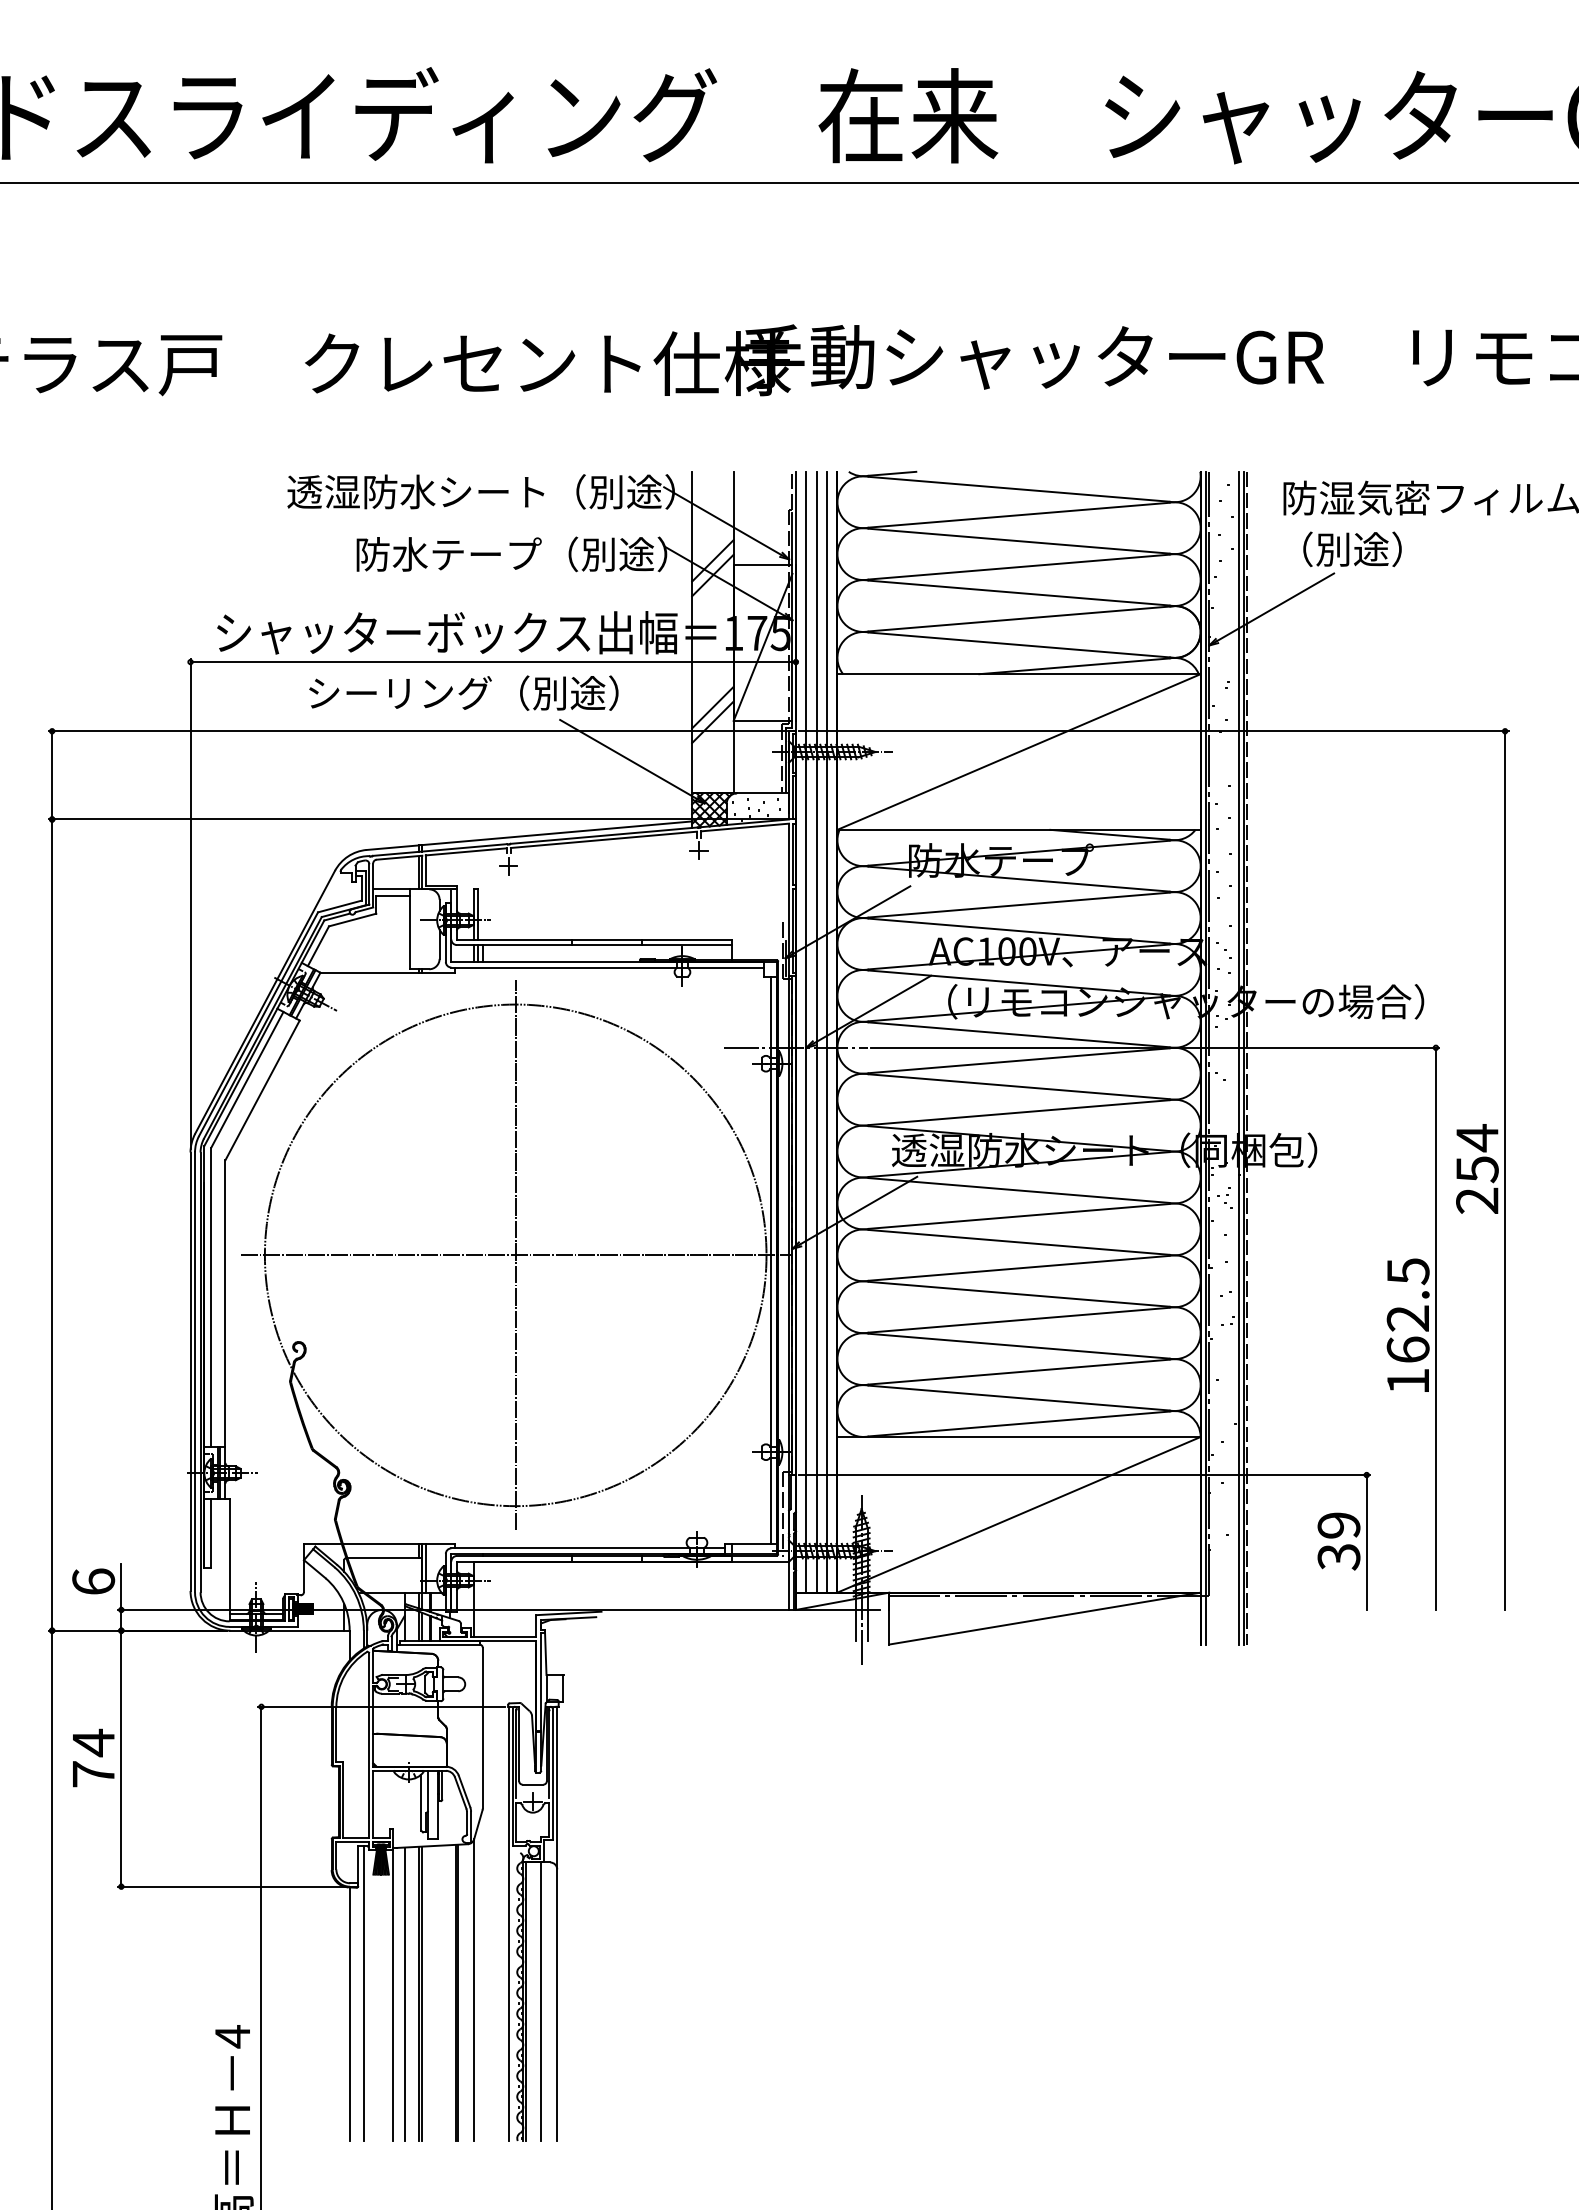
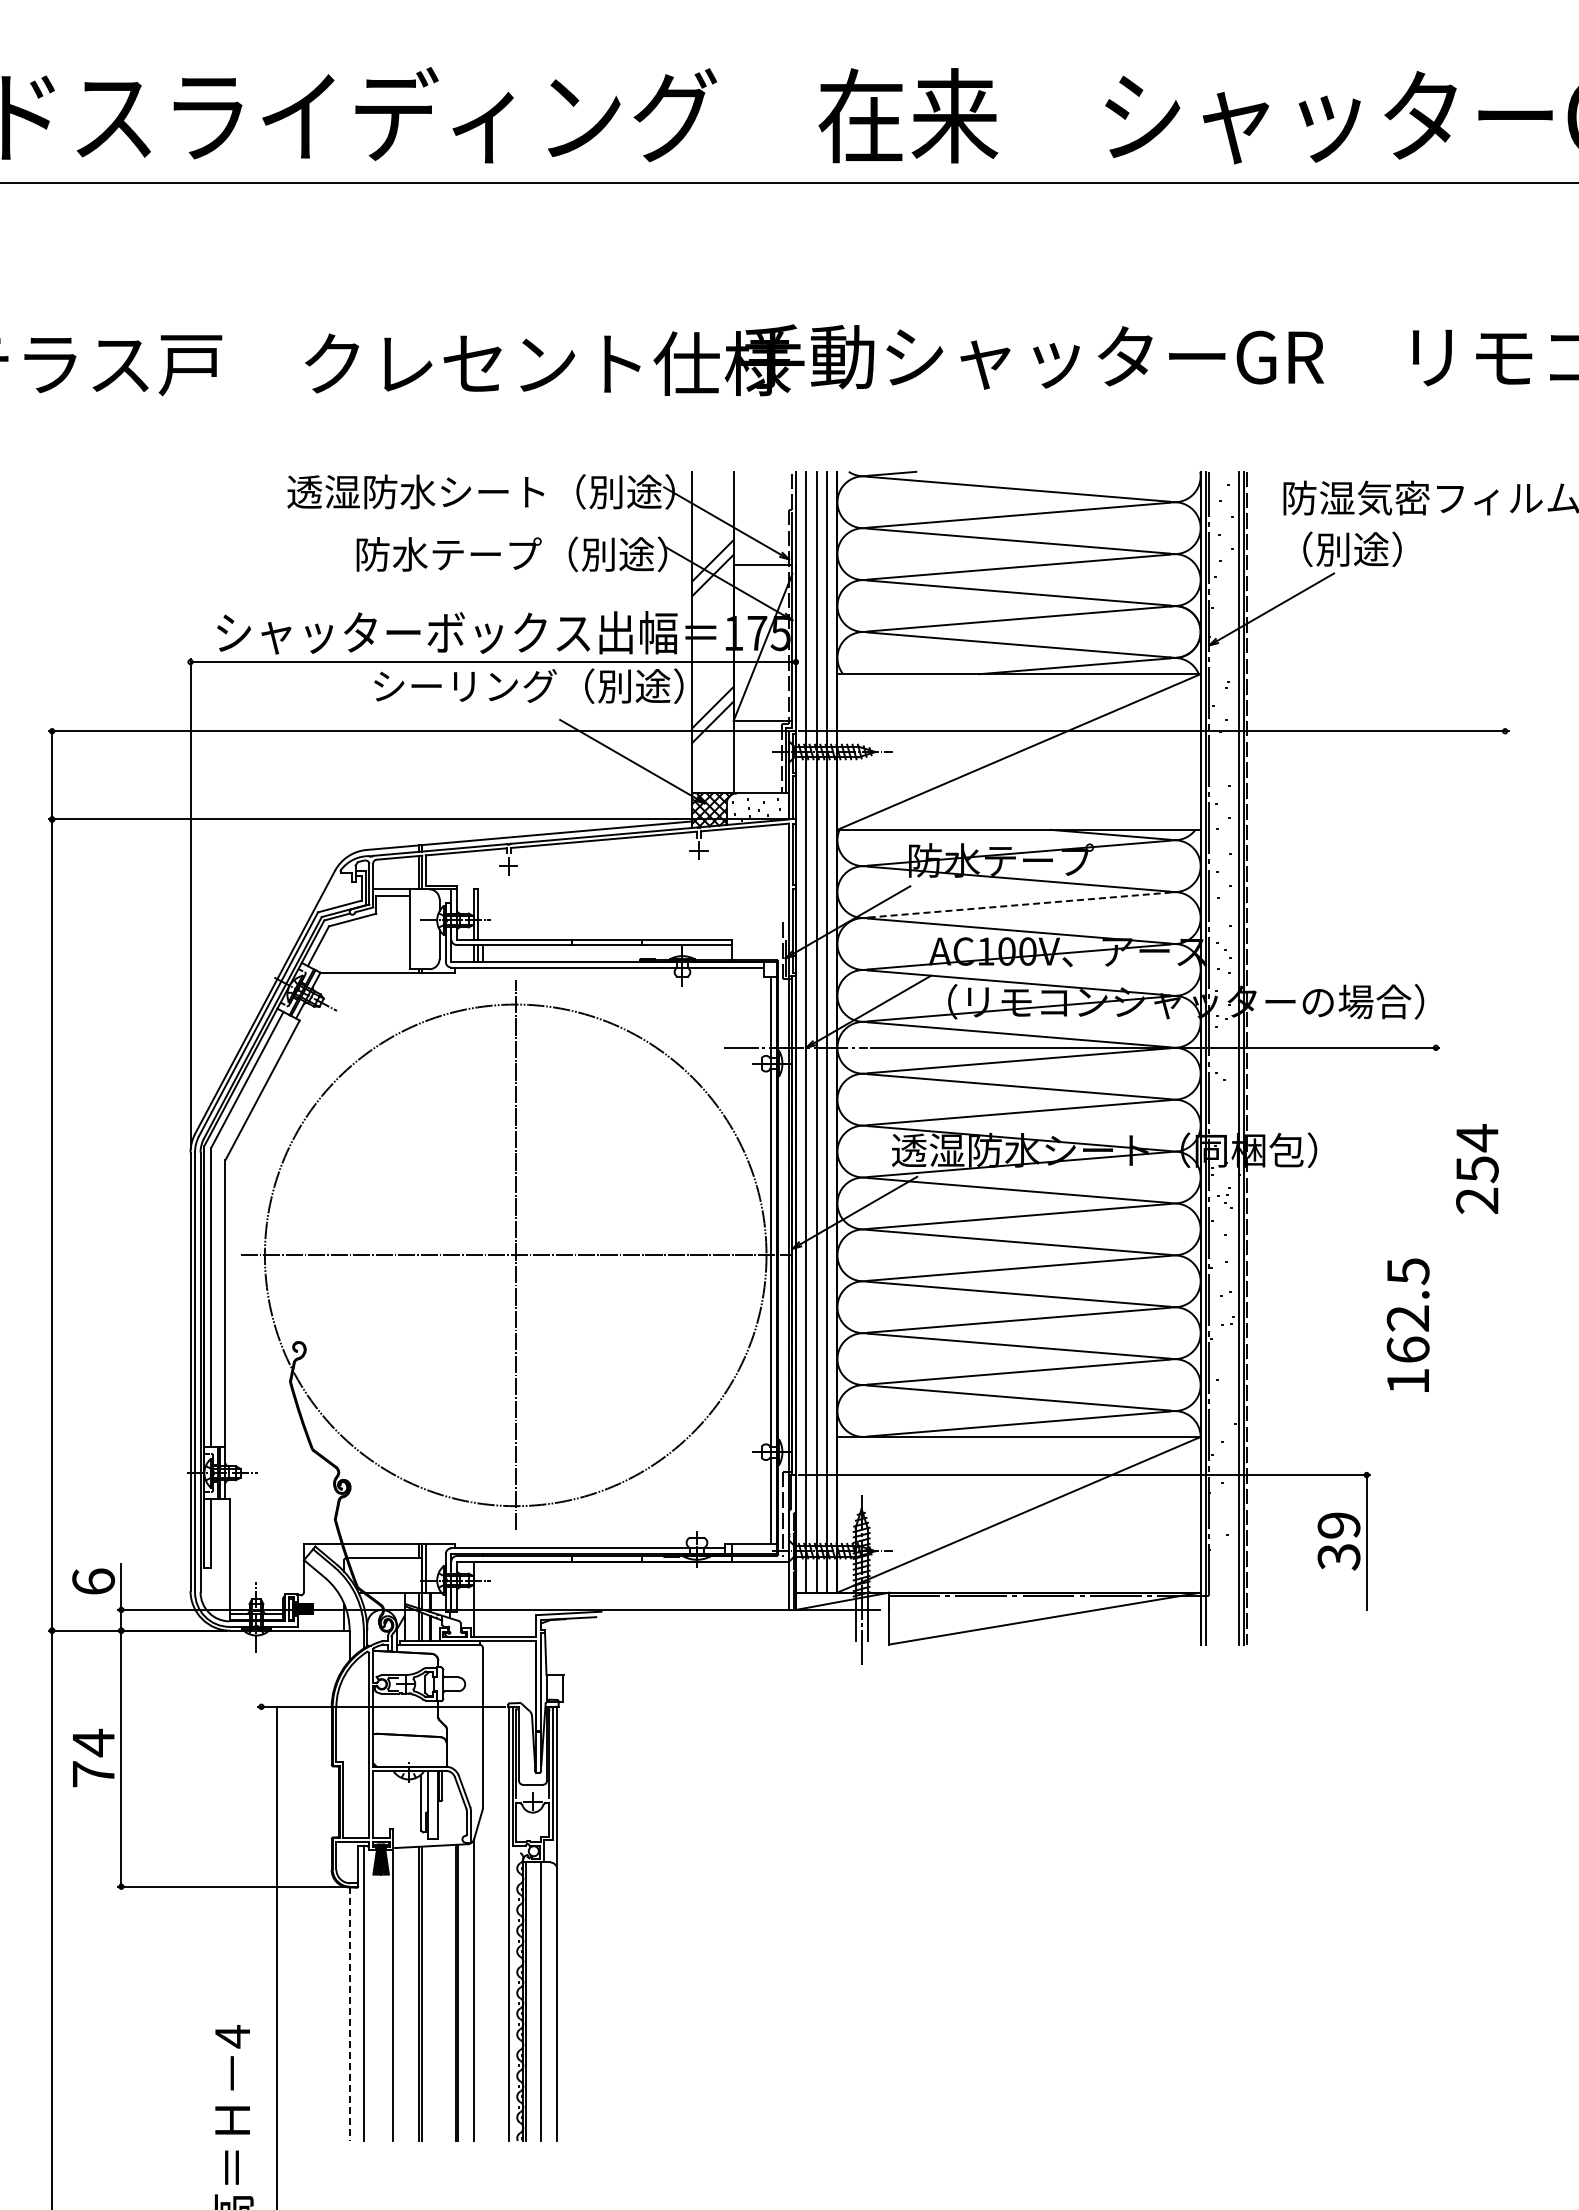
text position: (463, 692) -> (528, 685) (528, 685)
line: solid -> dashed (1019, 905)
line: present -> none (1505, 1170)
line: present -> none (1435, 1328)
line position: (261, 1956) -> (277, 1956) (277, 1956)
line: present -> none (404, 1993)
line: solid -> dashed (349, 2014)
